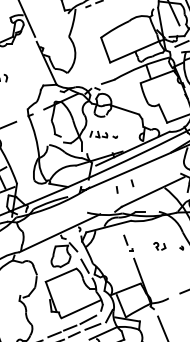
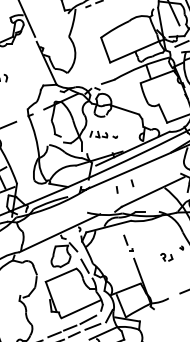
part position: (159, 246) -> (166, 257) (166, 257)
line: present -> none (162, 327)
